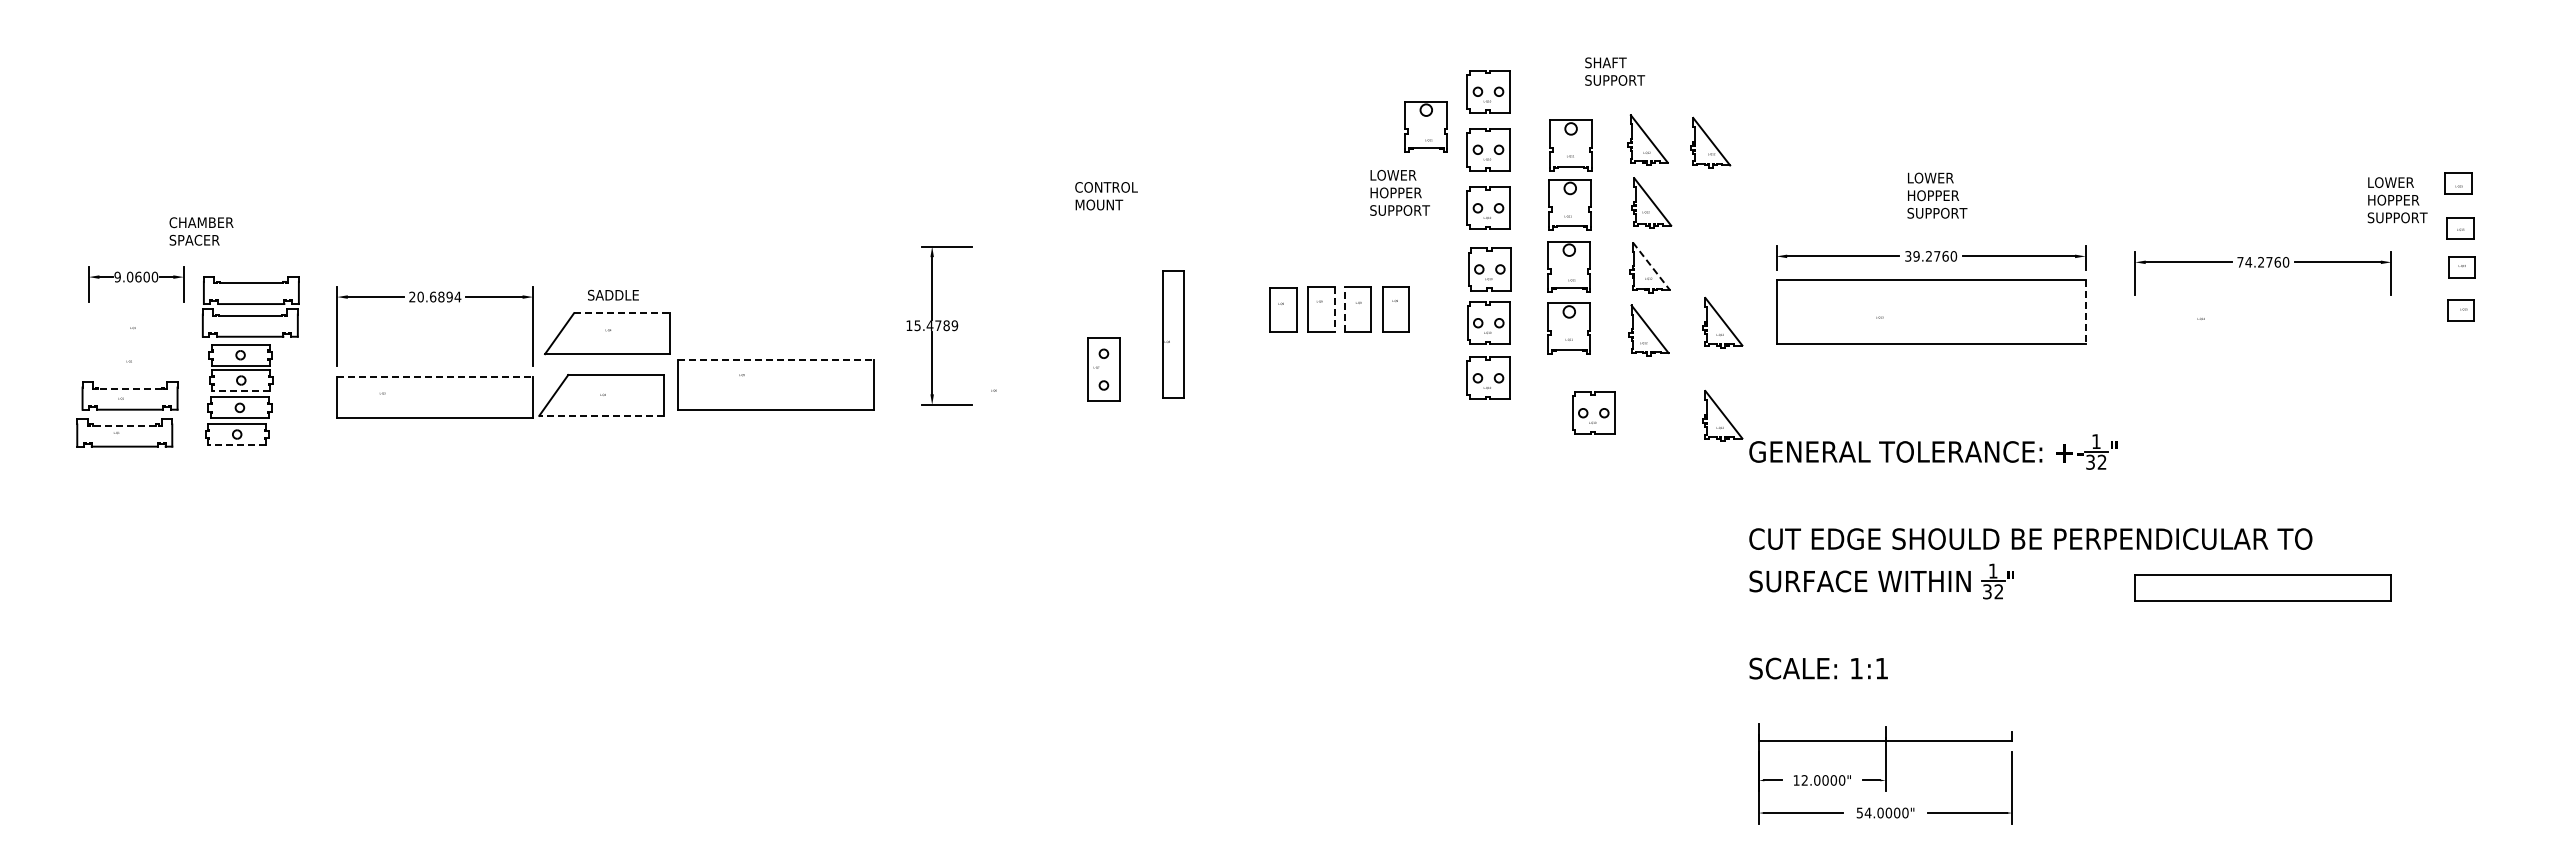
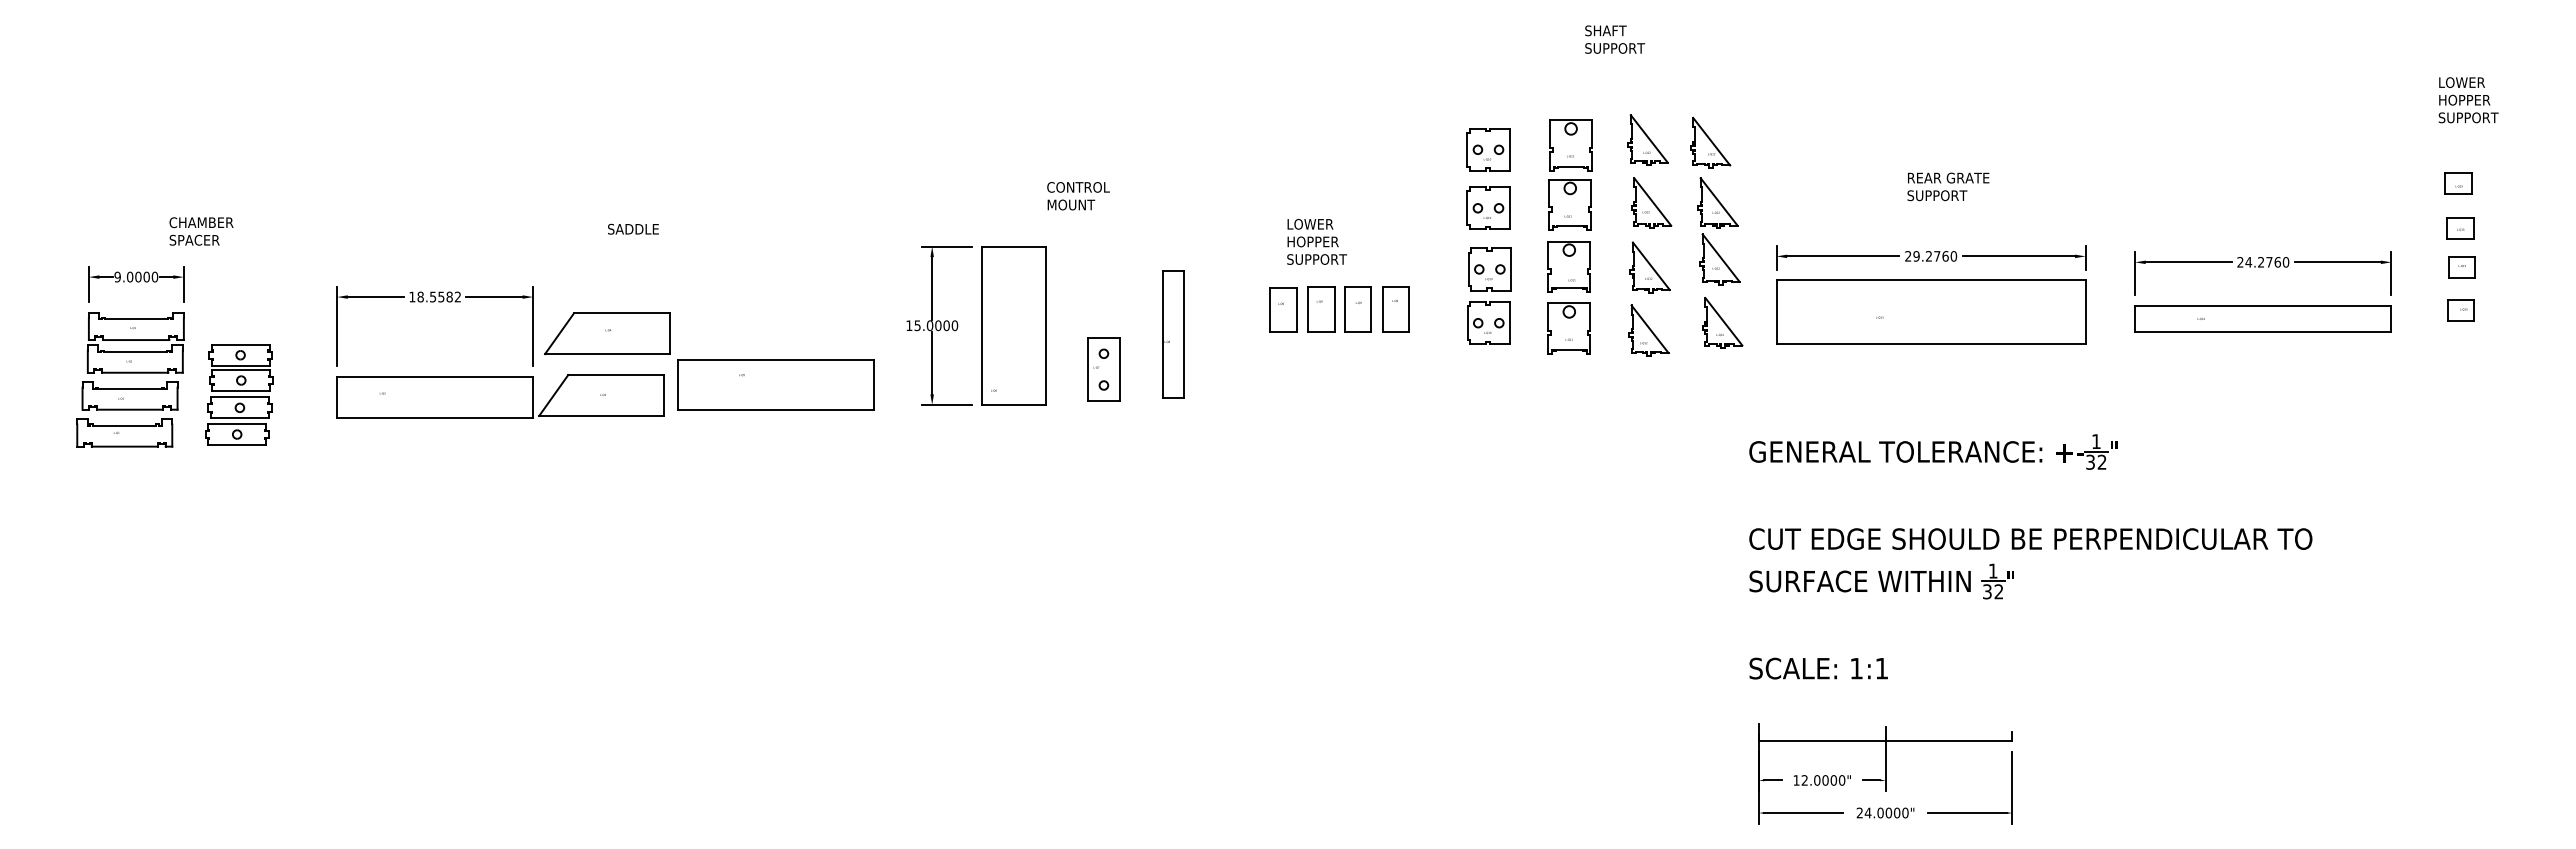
text position: (1615, 71) -> (1615, 39) (1615, 39)
part: present -> none (1488, 91)
part: present -> none (1425, 126)
text position: (1399, 192) -> (1316, 241) (1316, 241)
text: LOWER HOPPER SUPPORT -> REAR GRATE SUPPORT (1948, 195)
text position: (1106, 196) -> (1078, 196) (1078, 196)
text position: (2397, 200) -> (2468, 100) (2468, 100)
part: none -> present (1718, 231)
text: 39.2760 -> 29.2760 (1908, 256)
text: 74.2760 -> 24.2760 (2240, 262)
line: dashed -> solid (1651, 266)
text: 9.0600 -> 9.0000 (138, 276)
text position: (613, 294) -> (633, 228) (633, 228)
text: 20.6894 -> 18.5582 (435, 296)
part position: (250, 306) -> (135, 342) (135, 342)
line: dashed -> solid (1345, 309)
line: dashed -> solid (1334, 310)
line: dashed -> solid (2085, 311)
line: dashed -> solid (622, 313)
text: 15.4789 -> 15.0000 (941, 325)
part: none -> present (1013, 325)
line: dashed -> solid (775, 359)
line: dashed -> solid (435, 376)
part: present -> none (1488, 377)
line: dashed -> solid (130, 388)
line: dashed -> solid (240, 391)
part: present -> none (1593, 412)
line: dashed -> solid (601, 415)
part: present -> none (1722, 415)
line: dashed -> solid (124, 425)
line: dashed -> solid (236, 445)
part position: (2262, 587) -> (2262, 318) (2262, 318)
text: 54.0000" -> 24.0000" (1859, 812)
